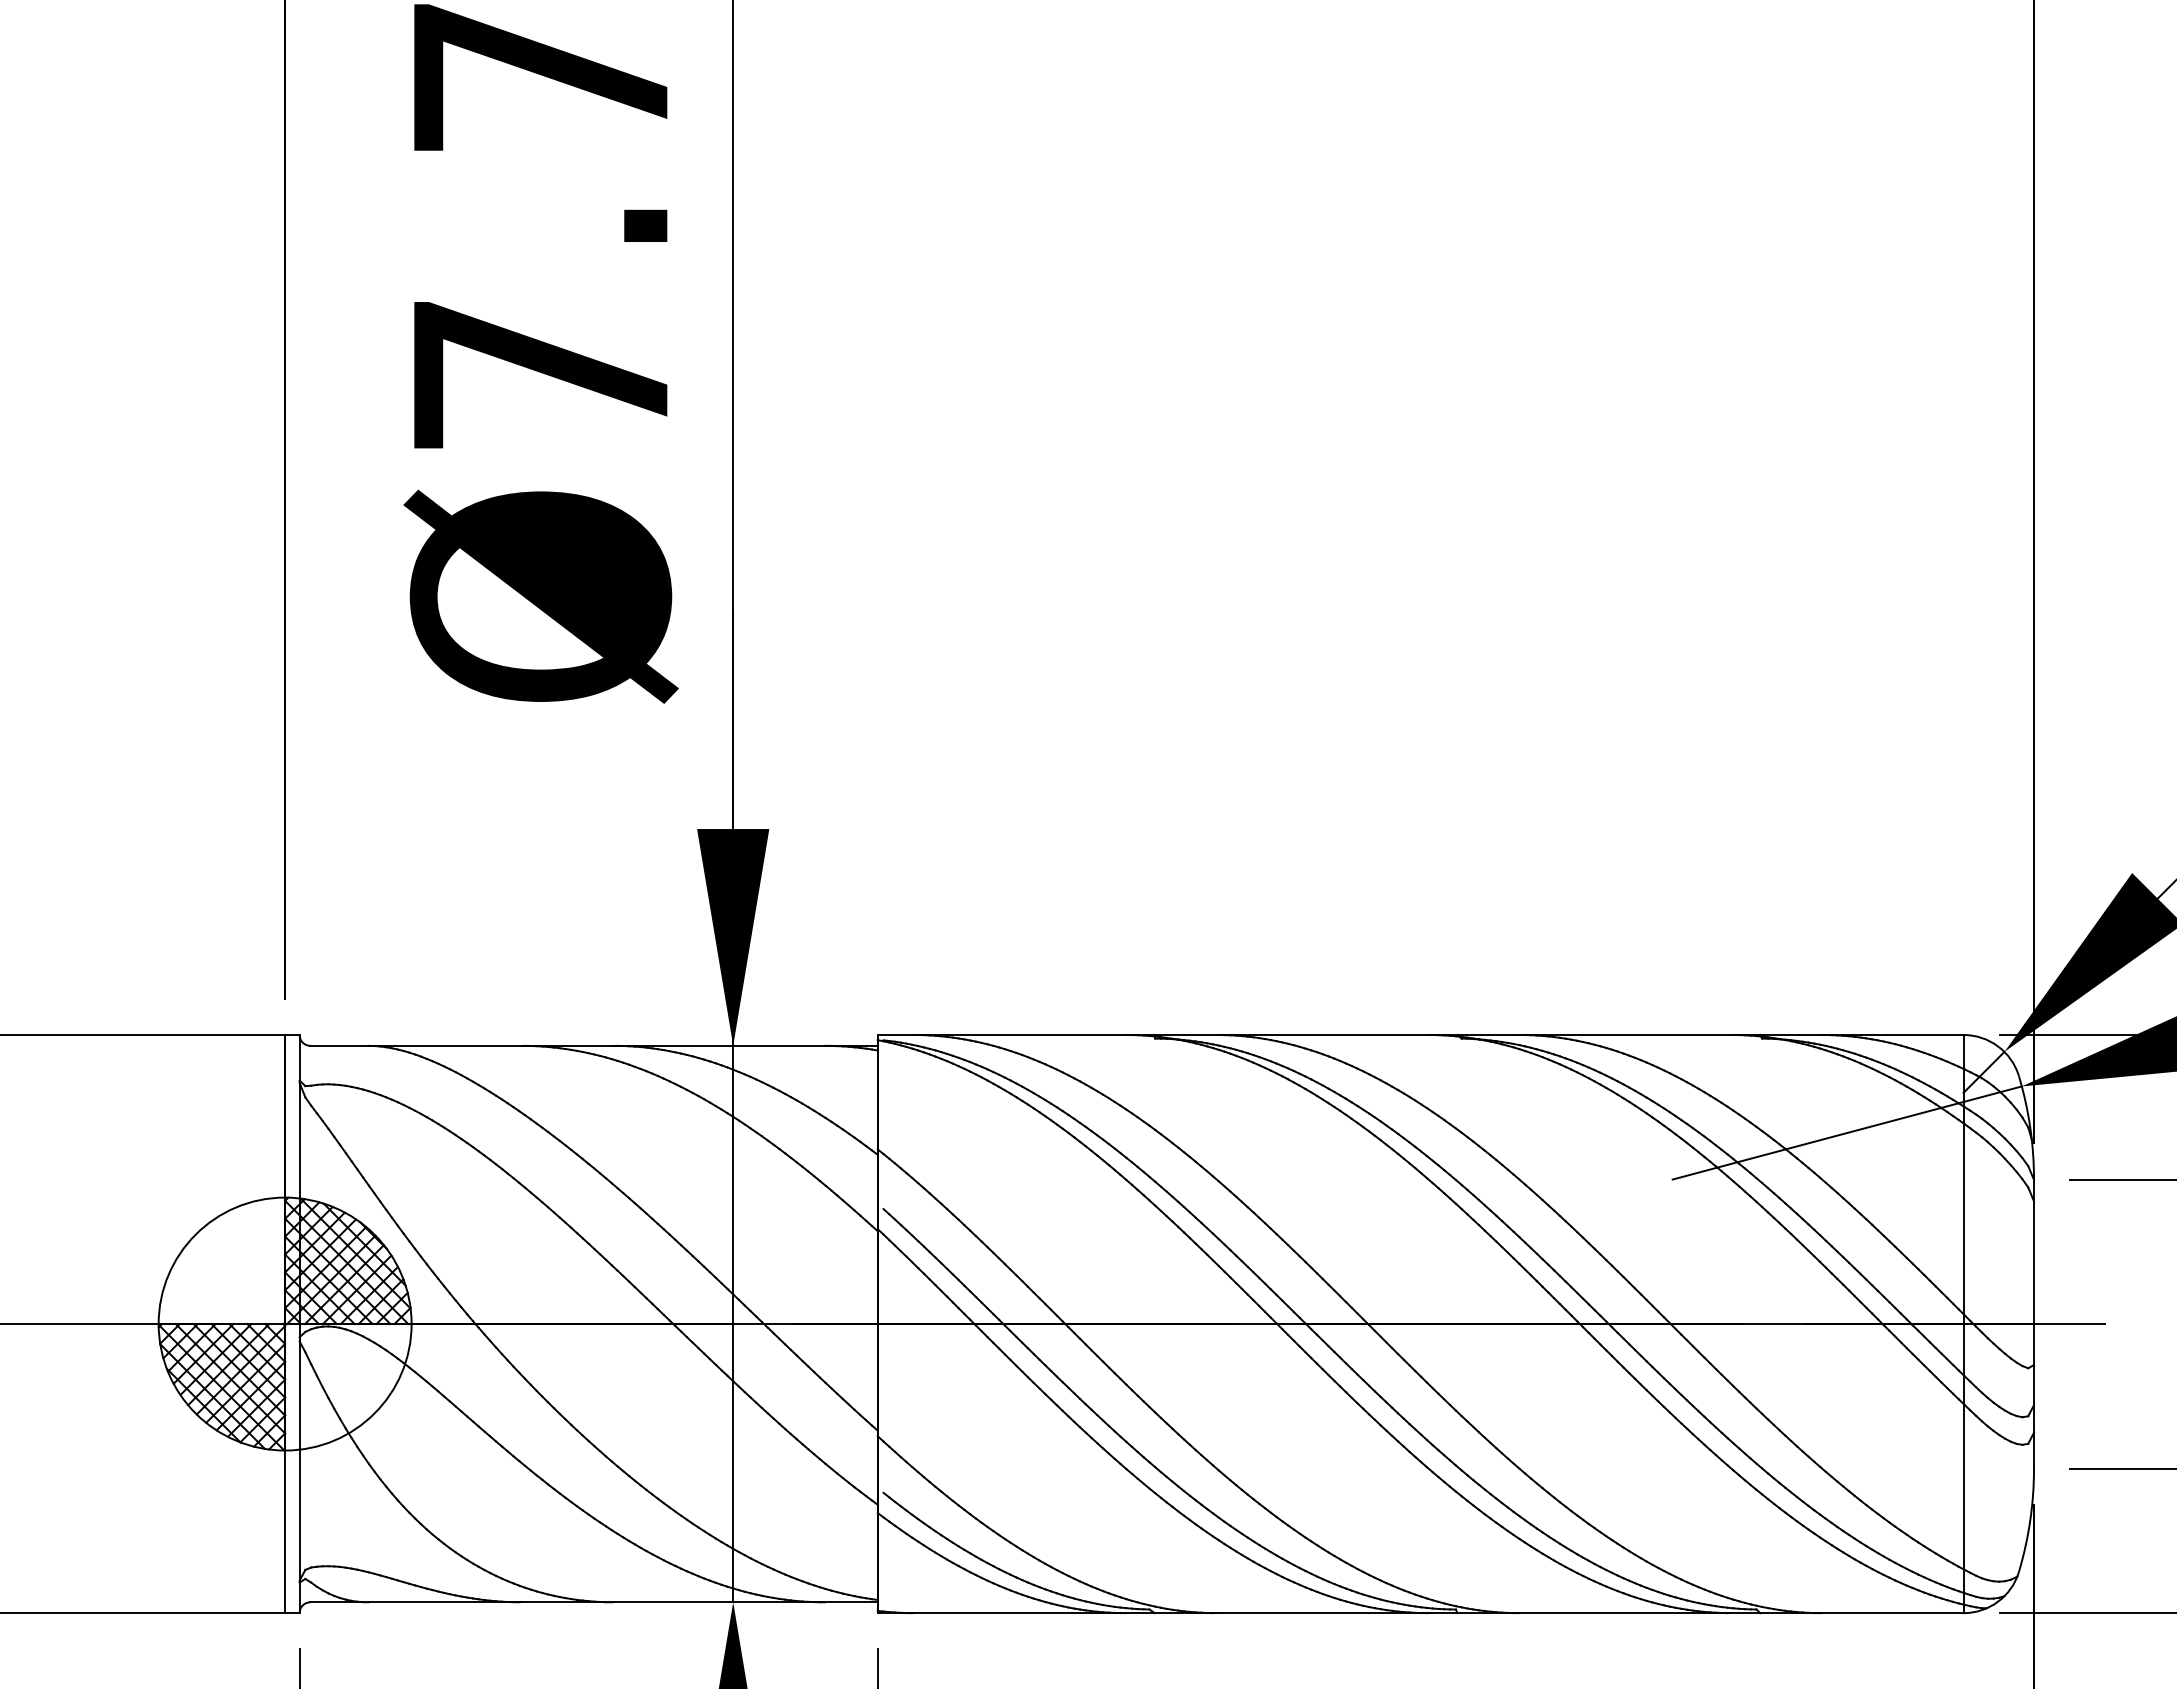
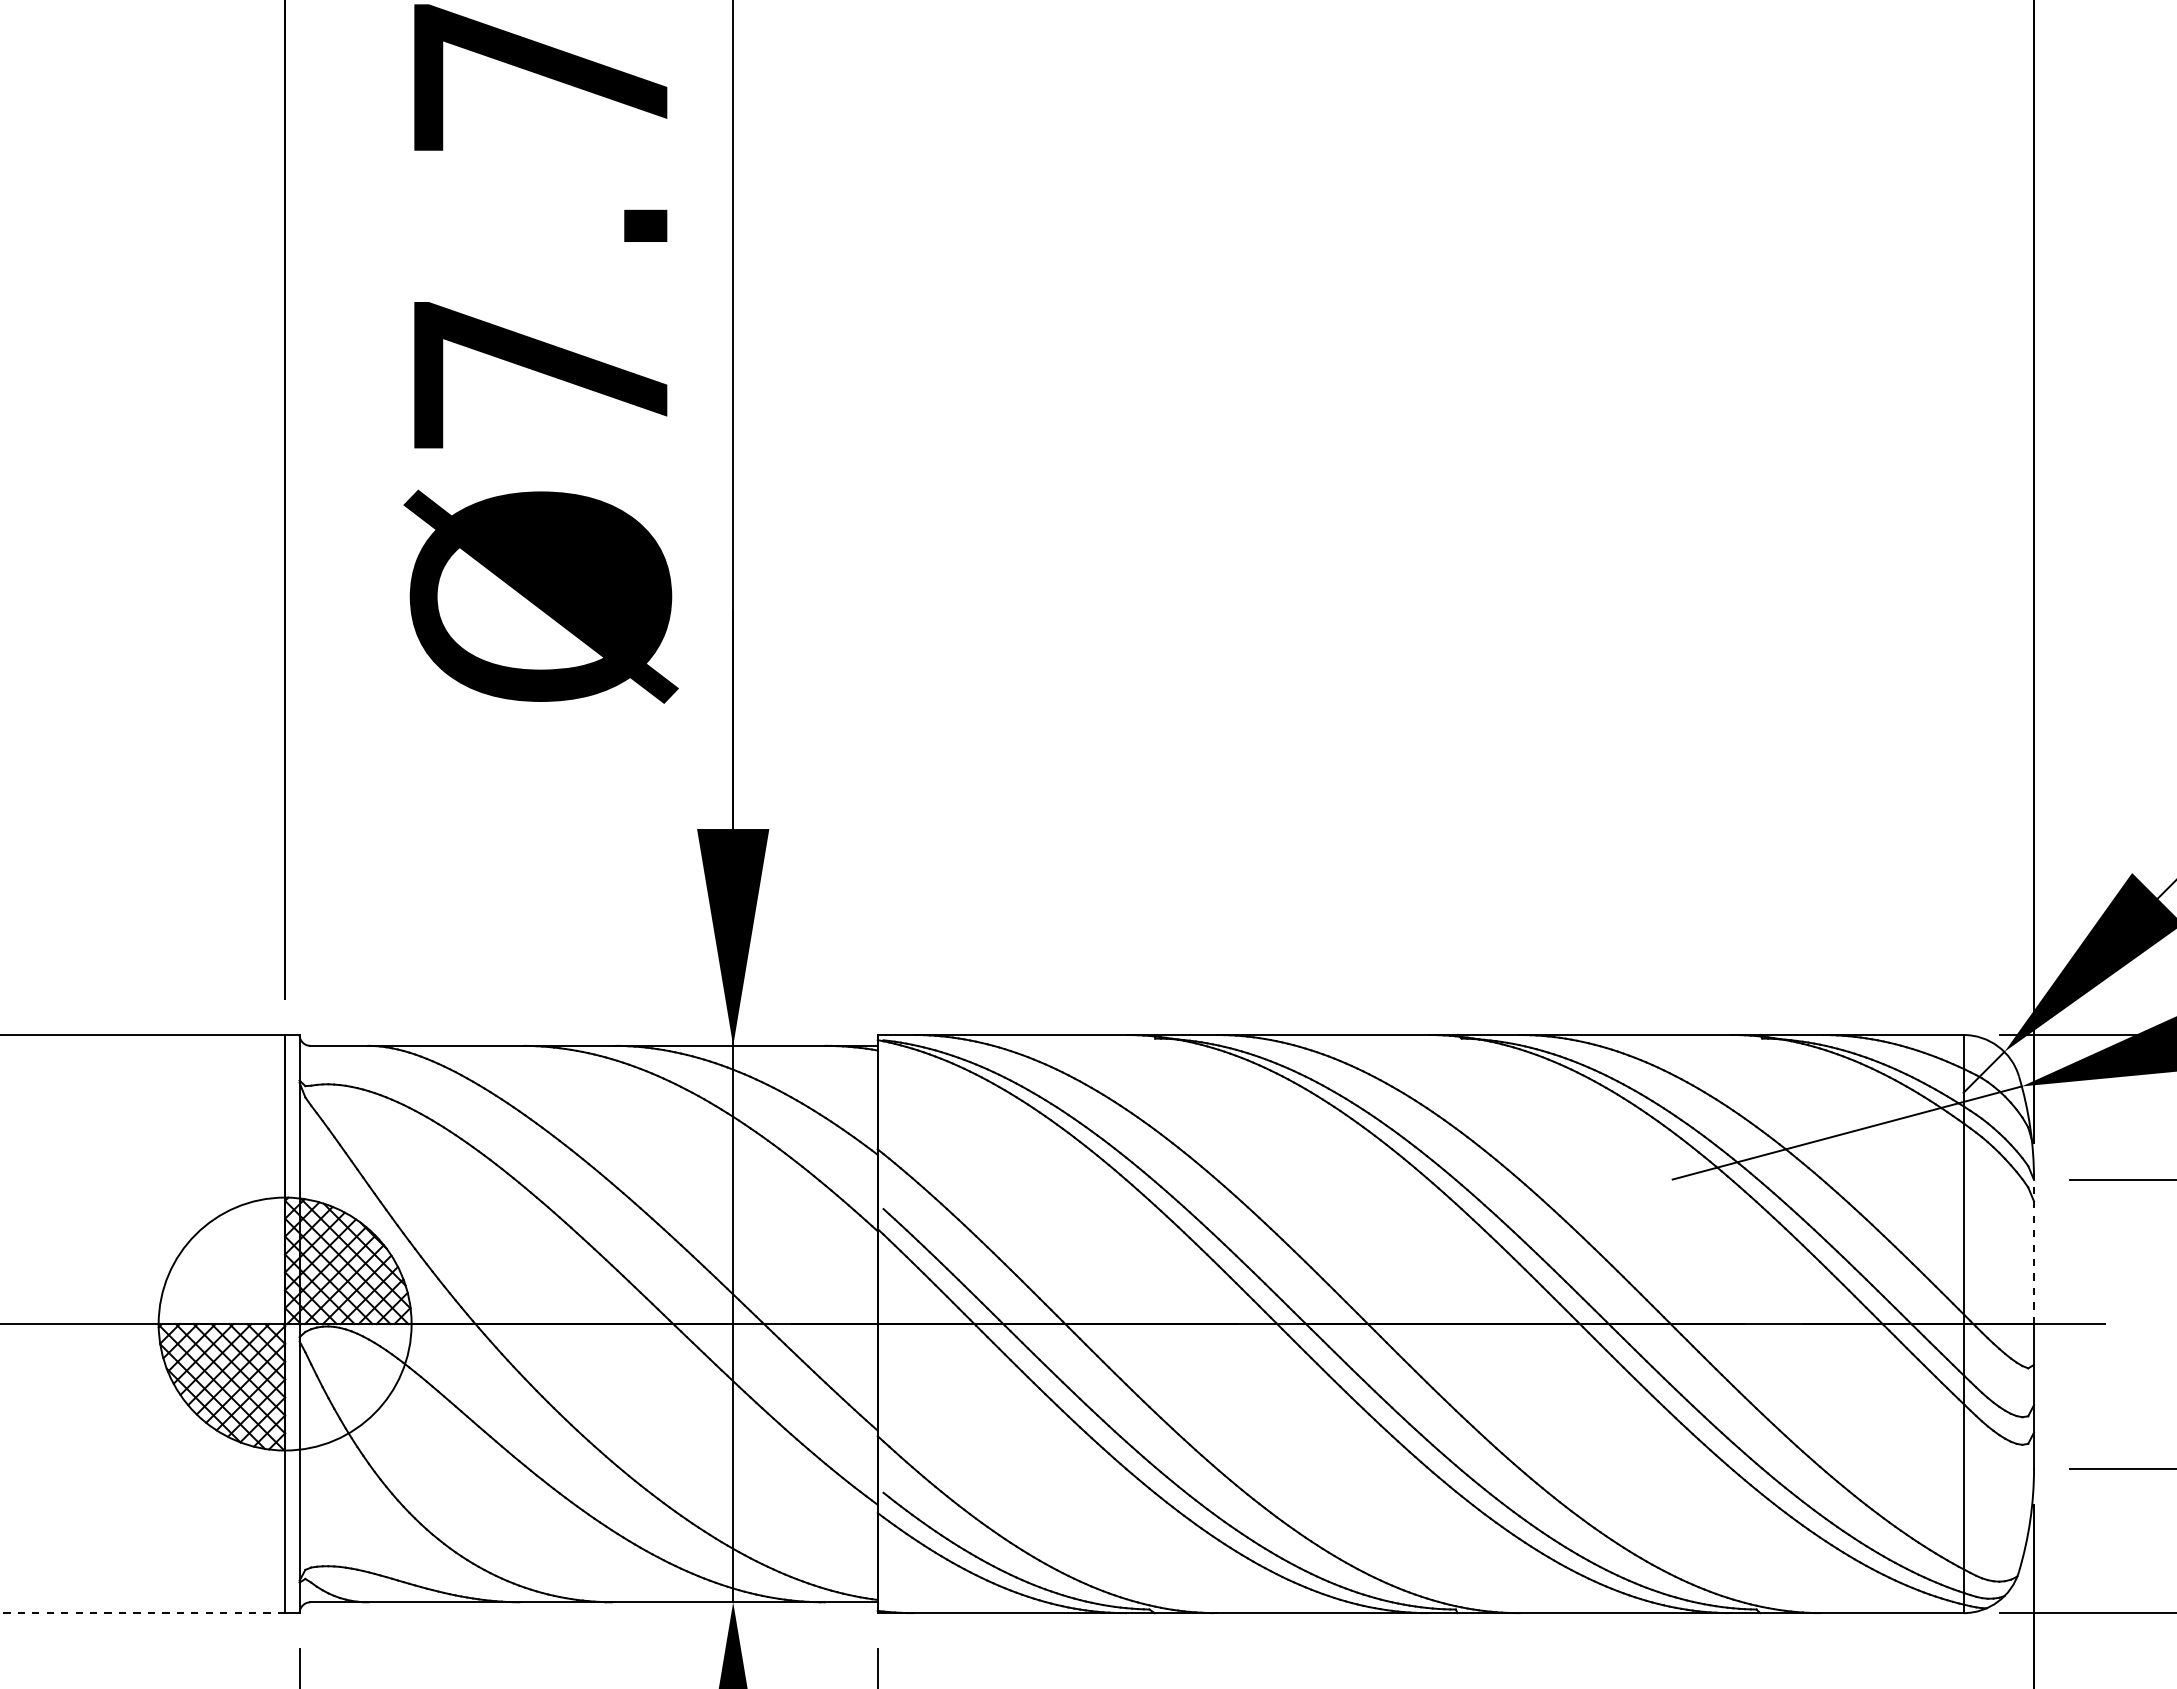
line: solid -> dashed (2034, 1251)
line: solid -> dashed (142, 1613)
